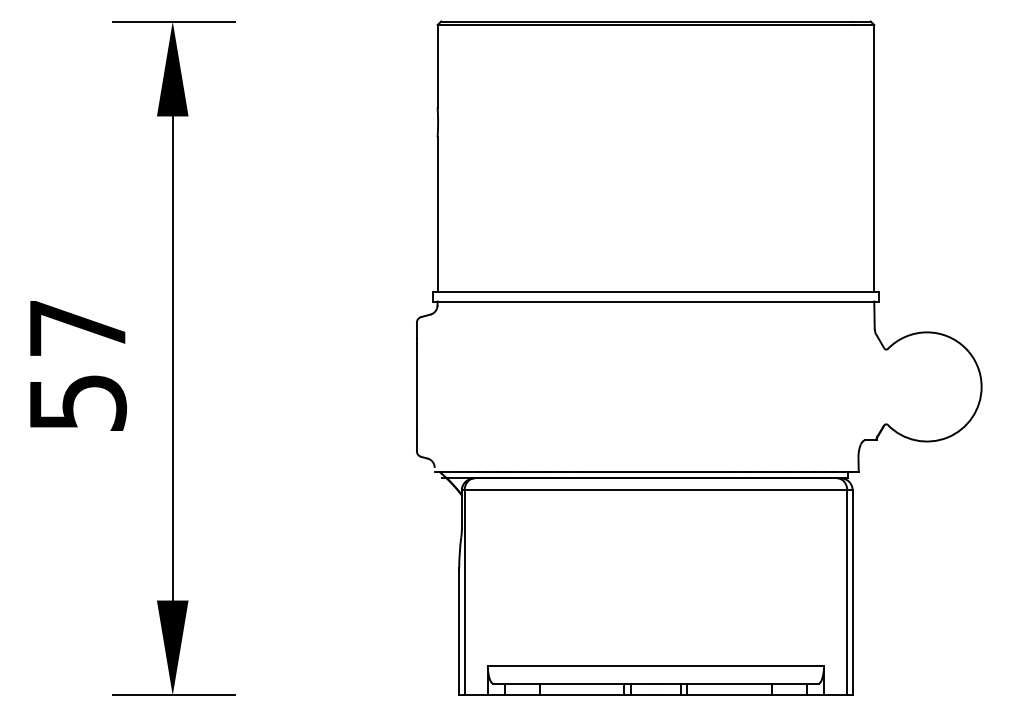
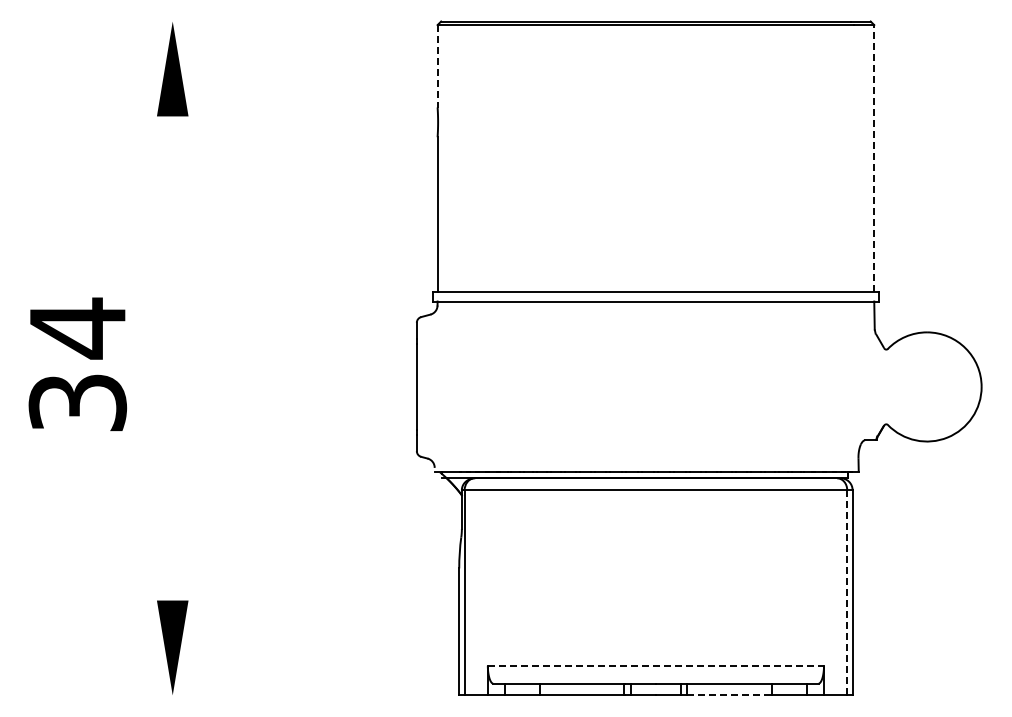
line: present -> none (173, 21)
line: solid -> dashed (437, 66)
line: solid -> dashed (874, 158)
line: present -> none (172, 356)
text: 57 -> 34 (77, 364)
line: solid -> dashed (847, 592)
line: solid -> dashed (656, 665)
line: present -> none (173, 695)
line: solid -> dashed (729, 695)
